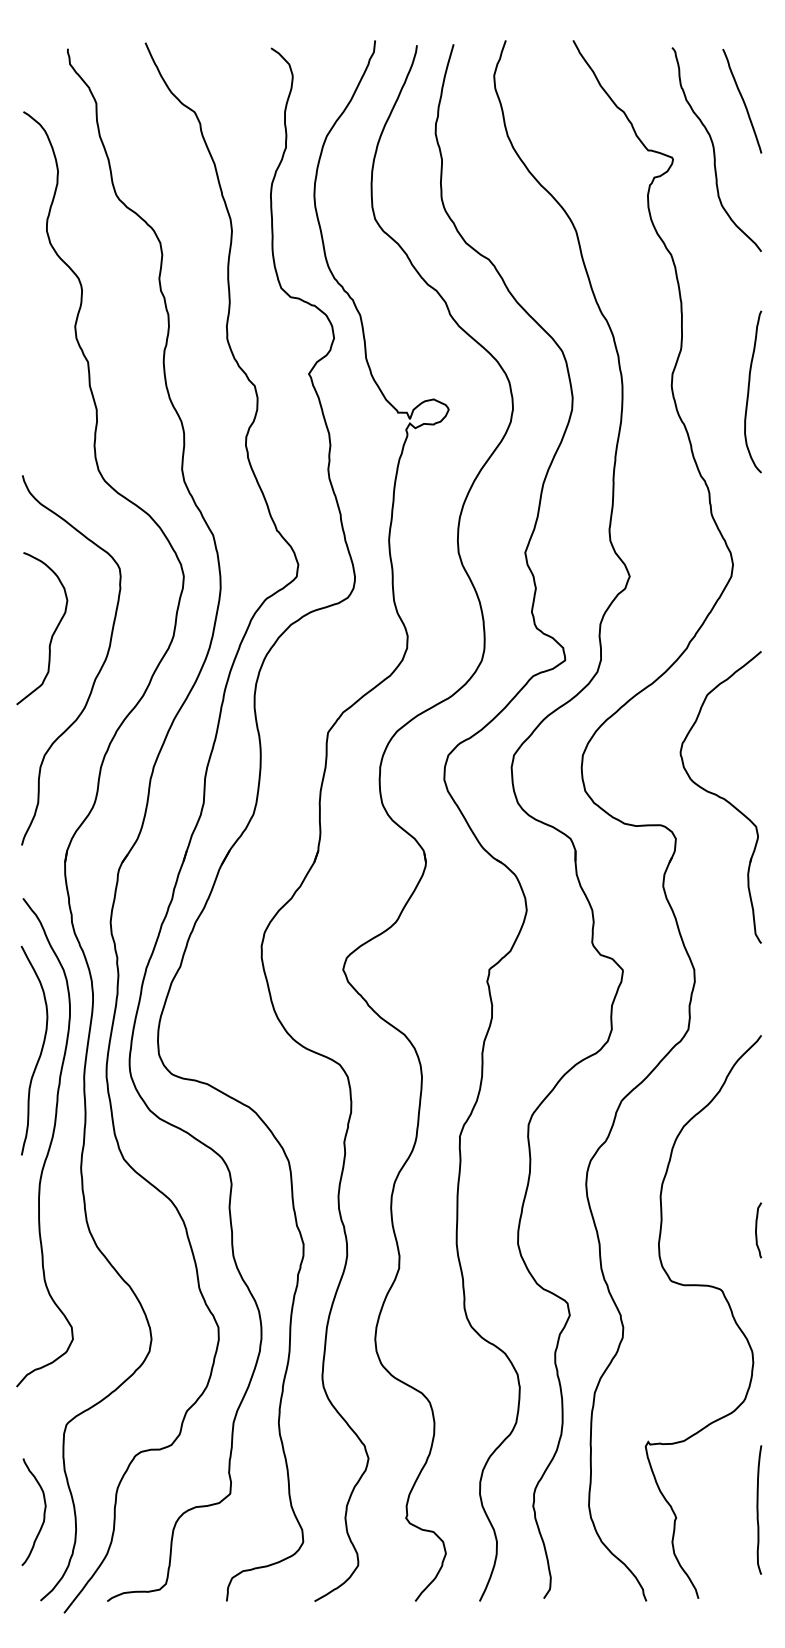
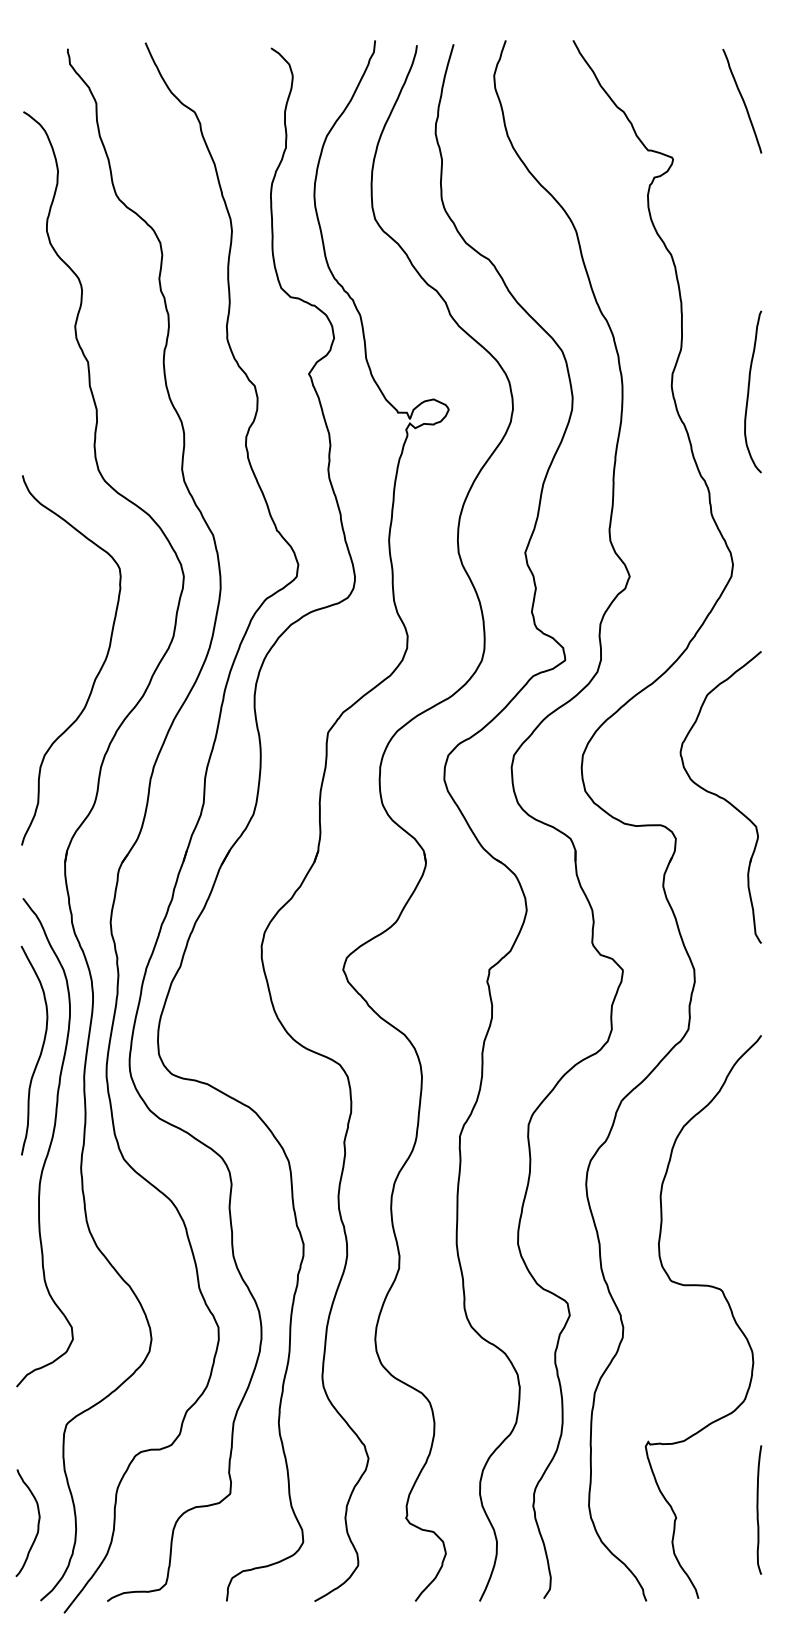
curve: present -> none (714, 149)
curve: present -> none (52, 633)
curve: present -> none (756, 1230)
curve position: (43, 1512) -> (37, 1523) (37, 1523)
